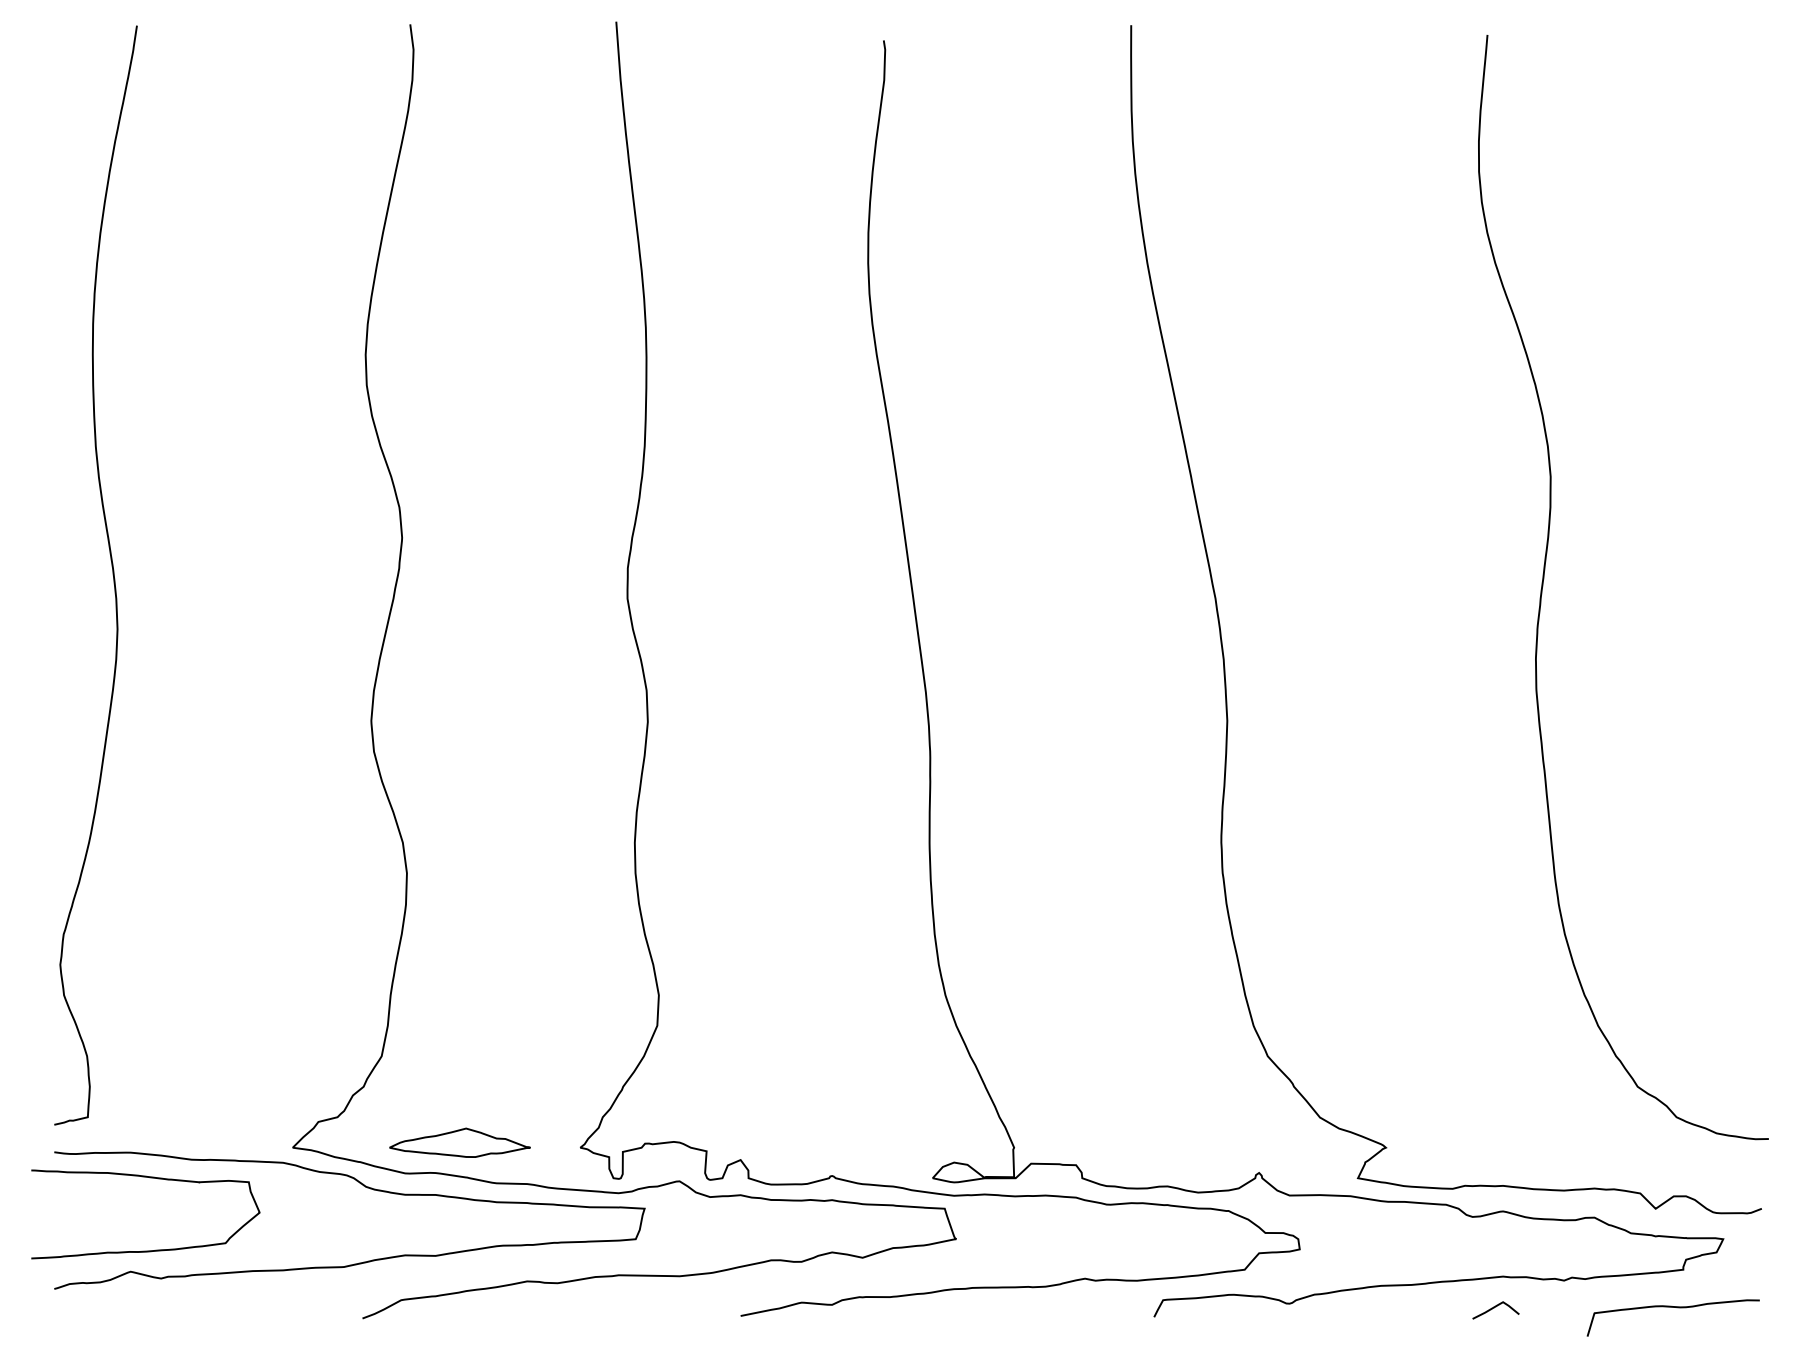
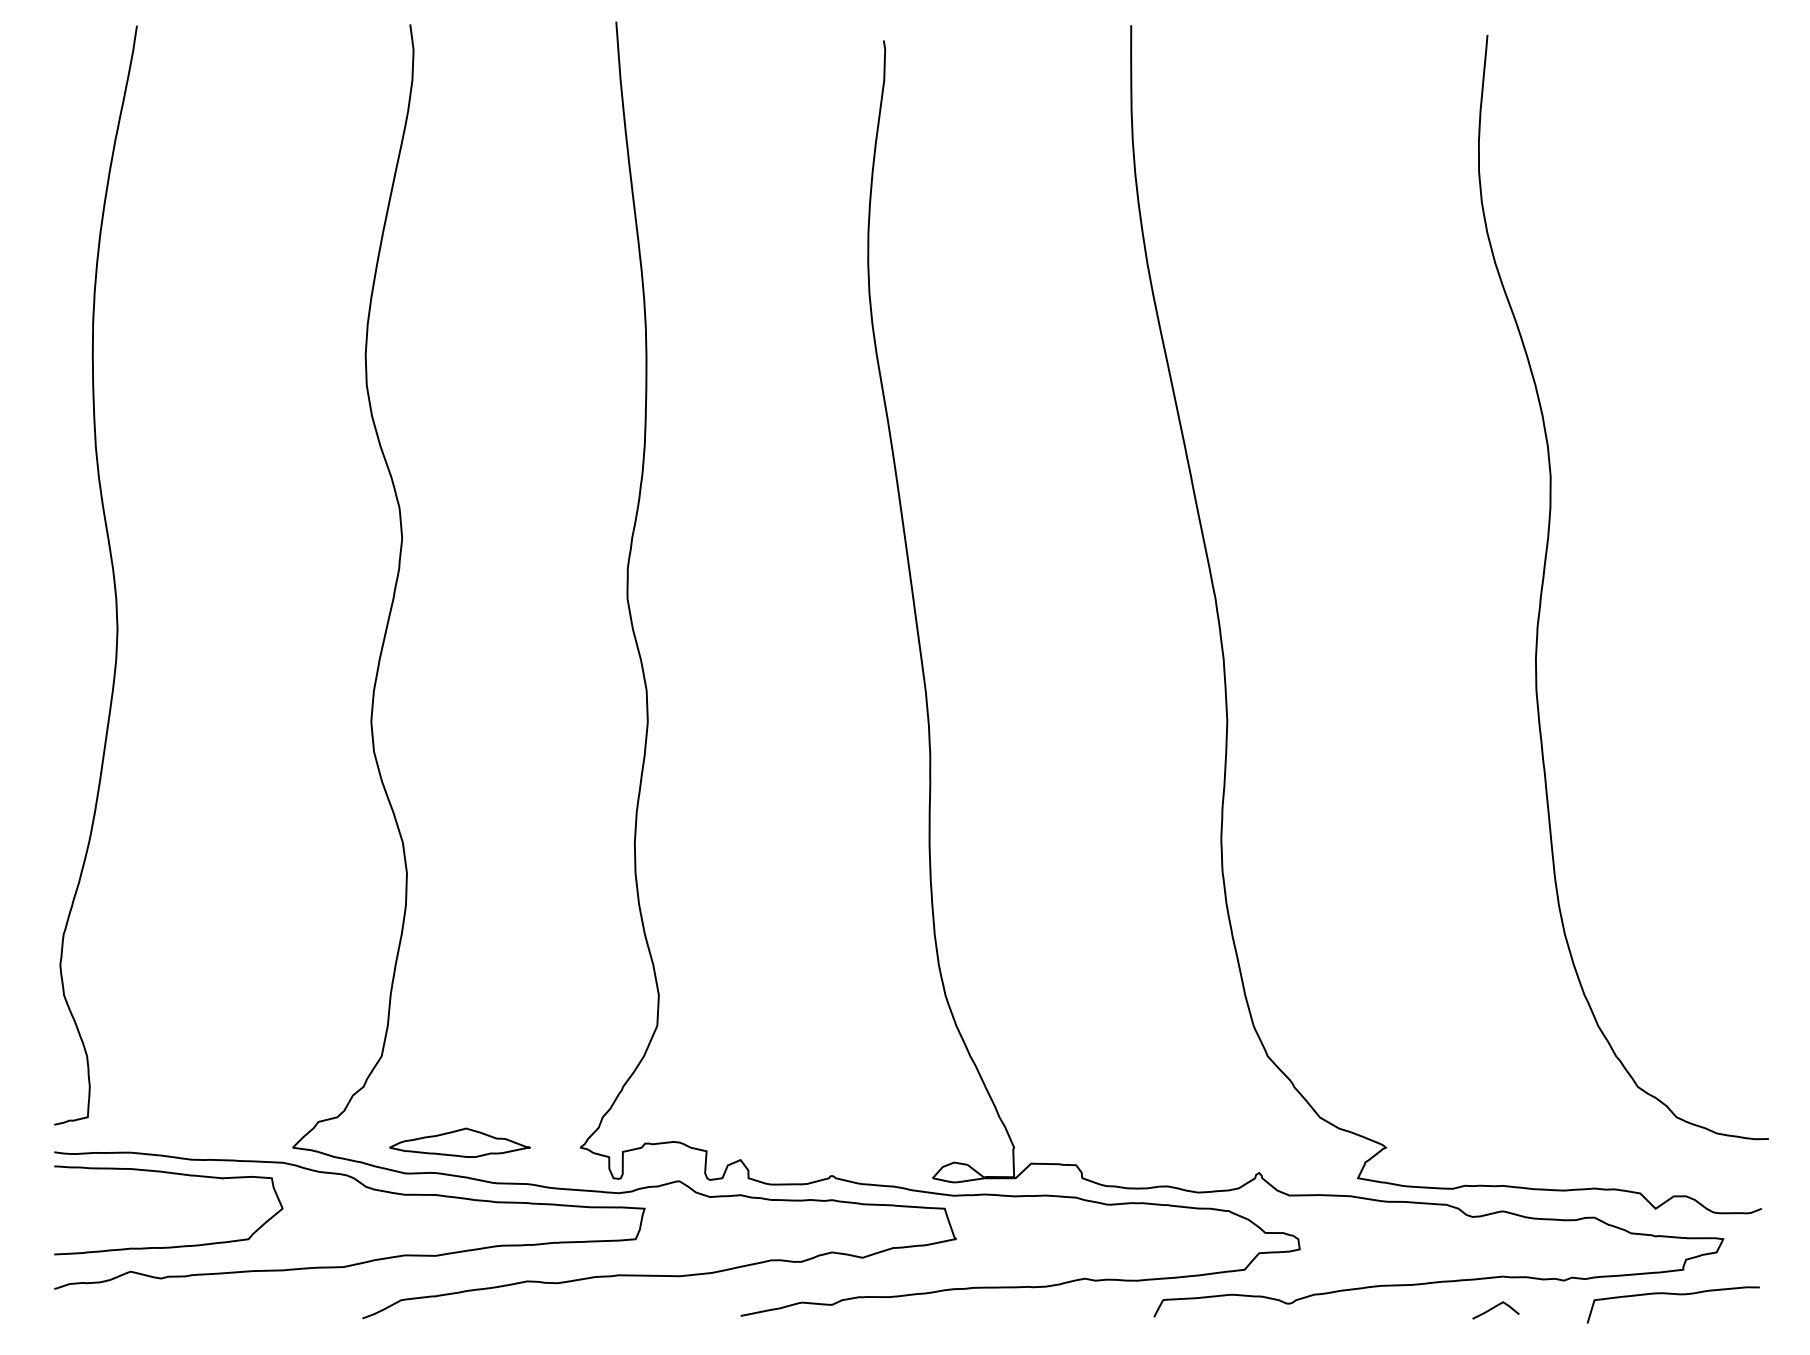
curve position: (145, 1250) -> (168, 1246) (168, 1246)
curve position: (1672, 1307) -> (1672, 1294) (1672, 1294)
